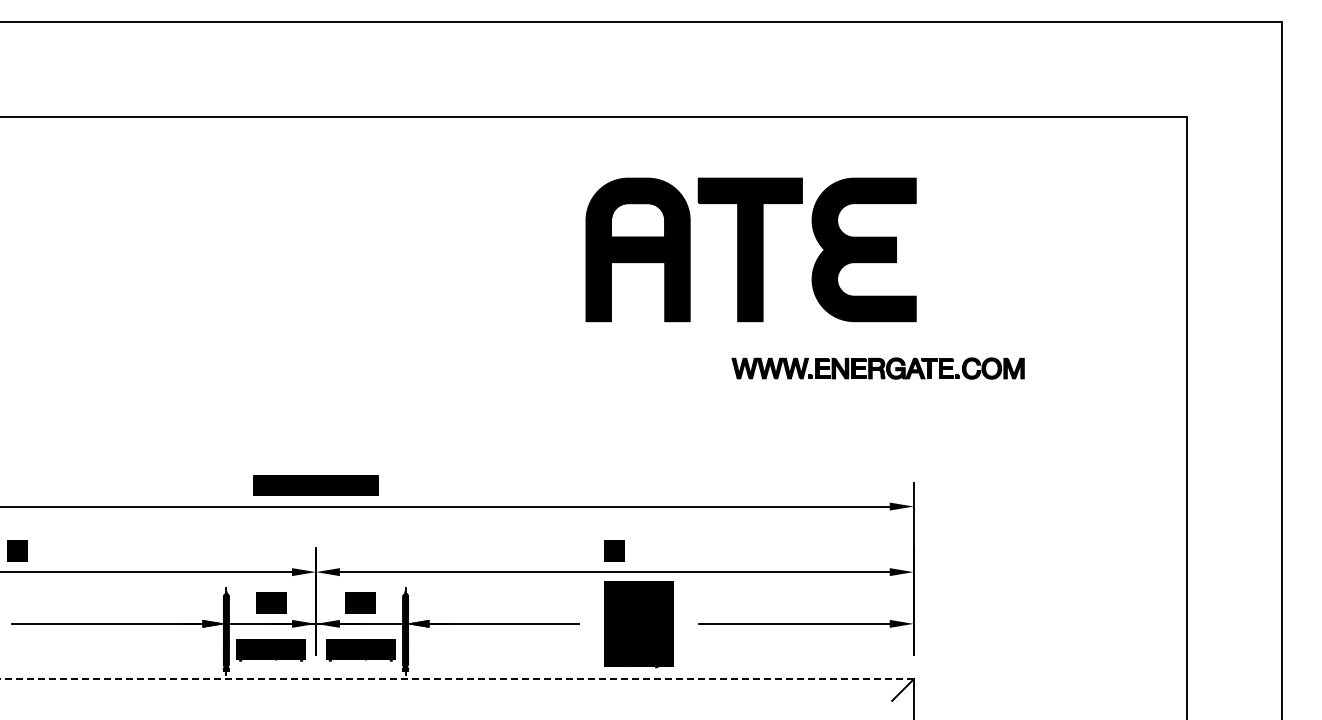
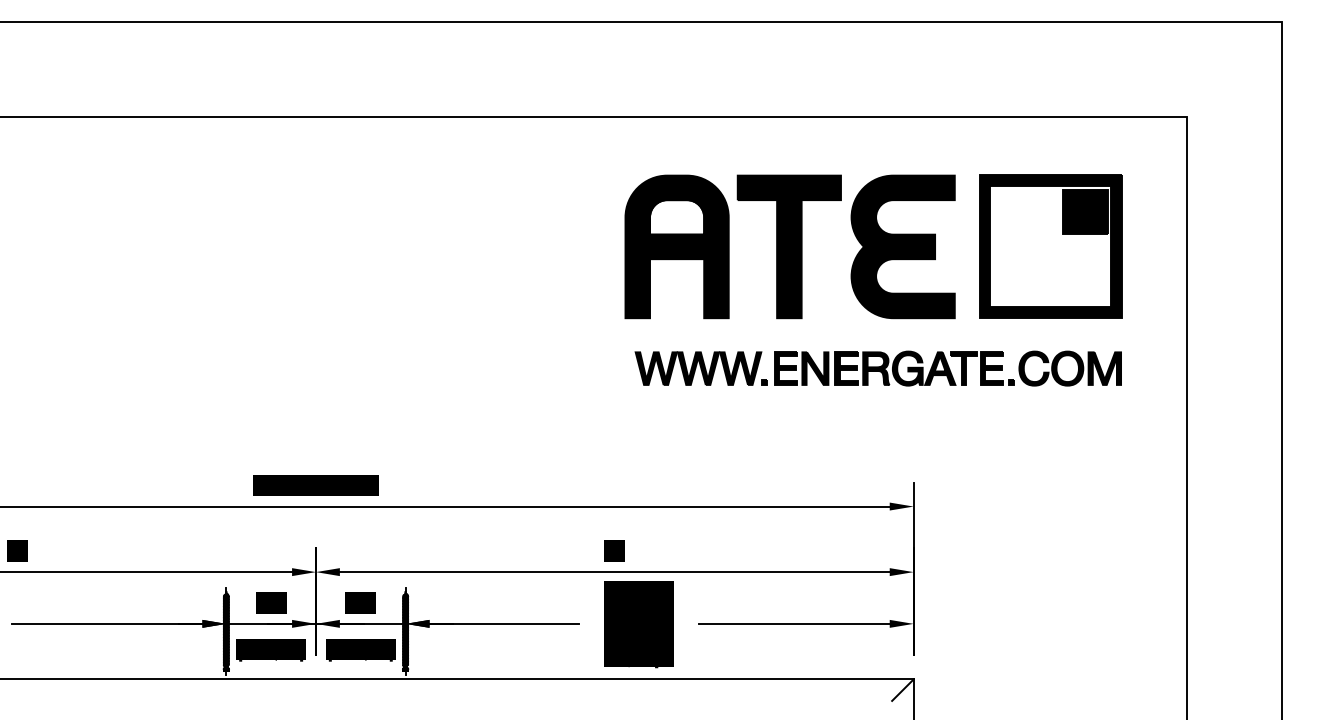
part: none -> present (1050, 246)
part position: (750, 249) -> (789, 246) (789, 246)
part size: 294x23 px -> 488x37 px (877, 368)
line: dashed -> solid (456, 679)
